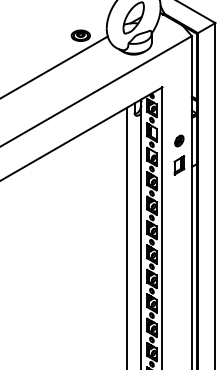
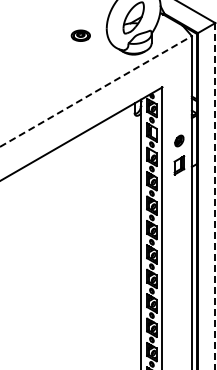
line: present -> none (54, 66)
line: solid -> dashed (96, 91)
line: solid -> dashed (215, 196)
line: present -> none (127, 236)
